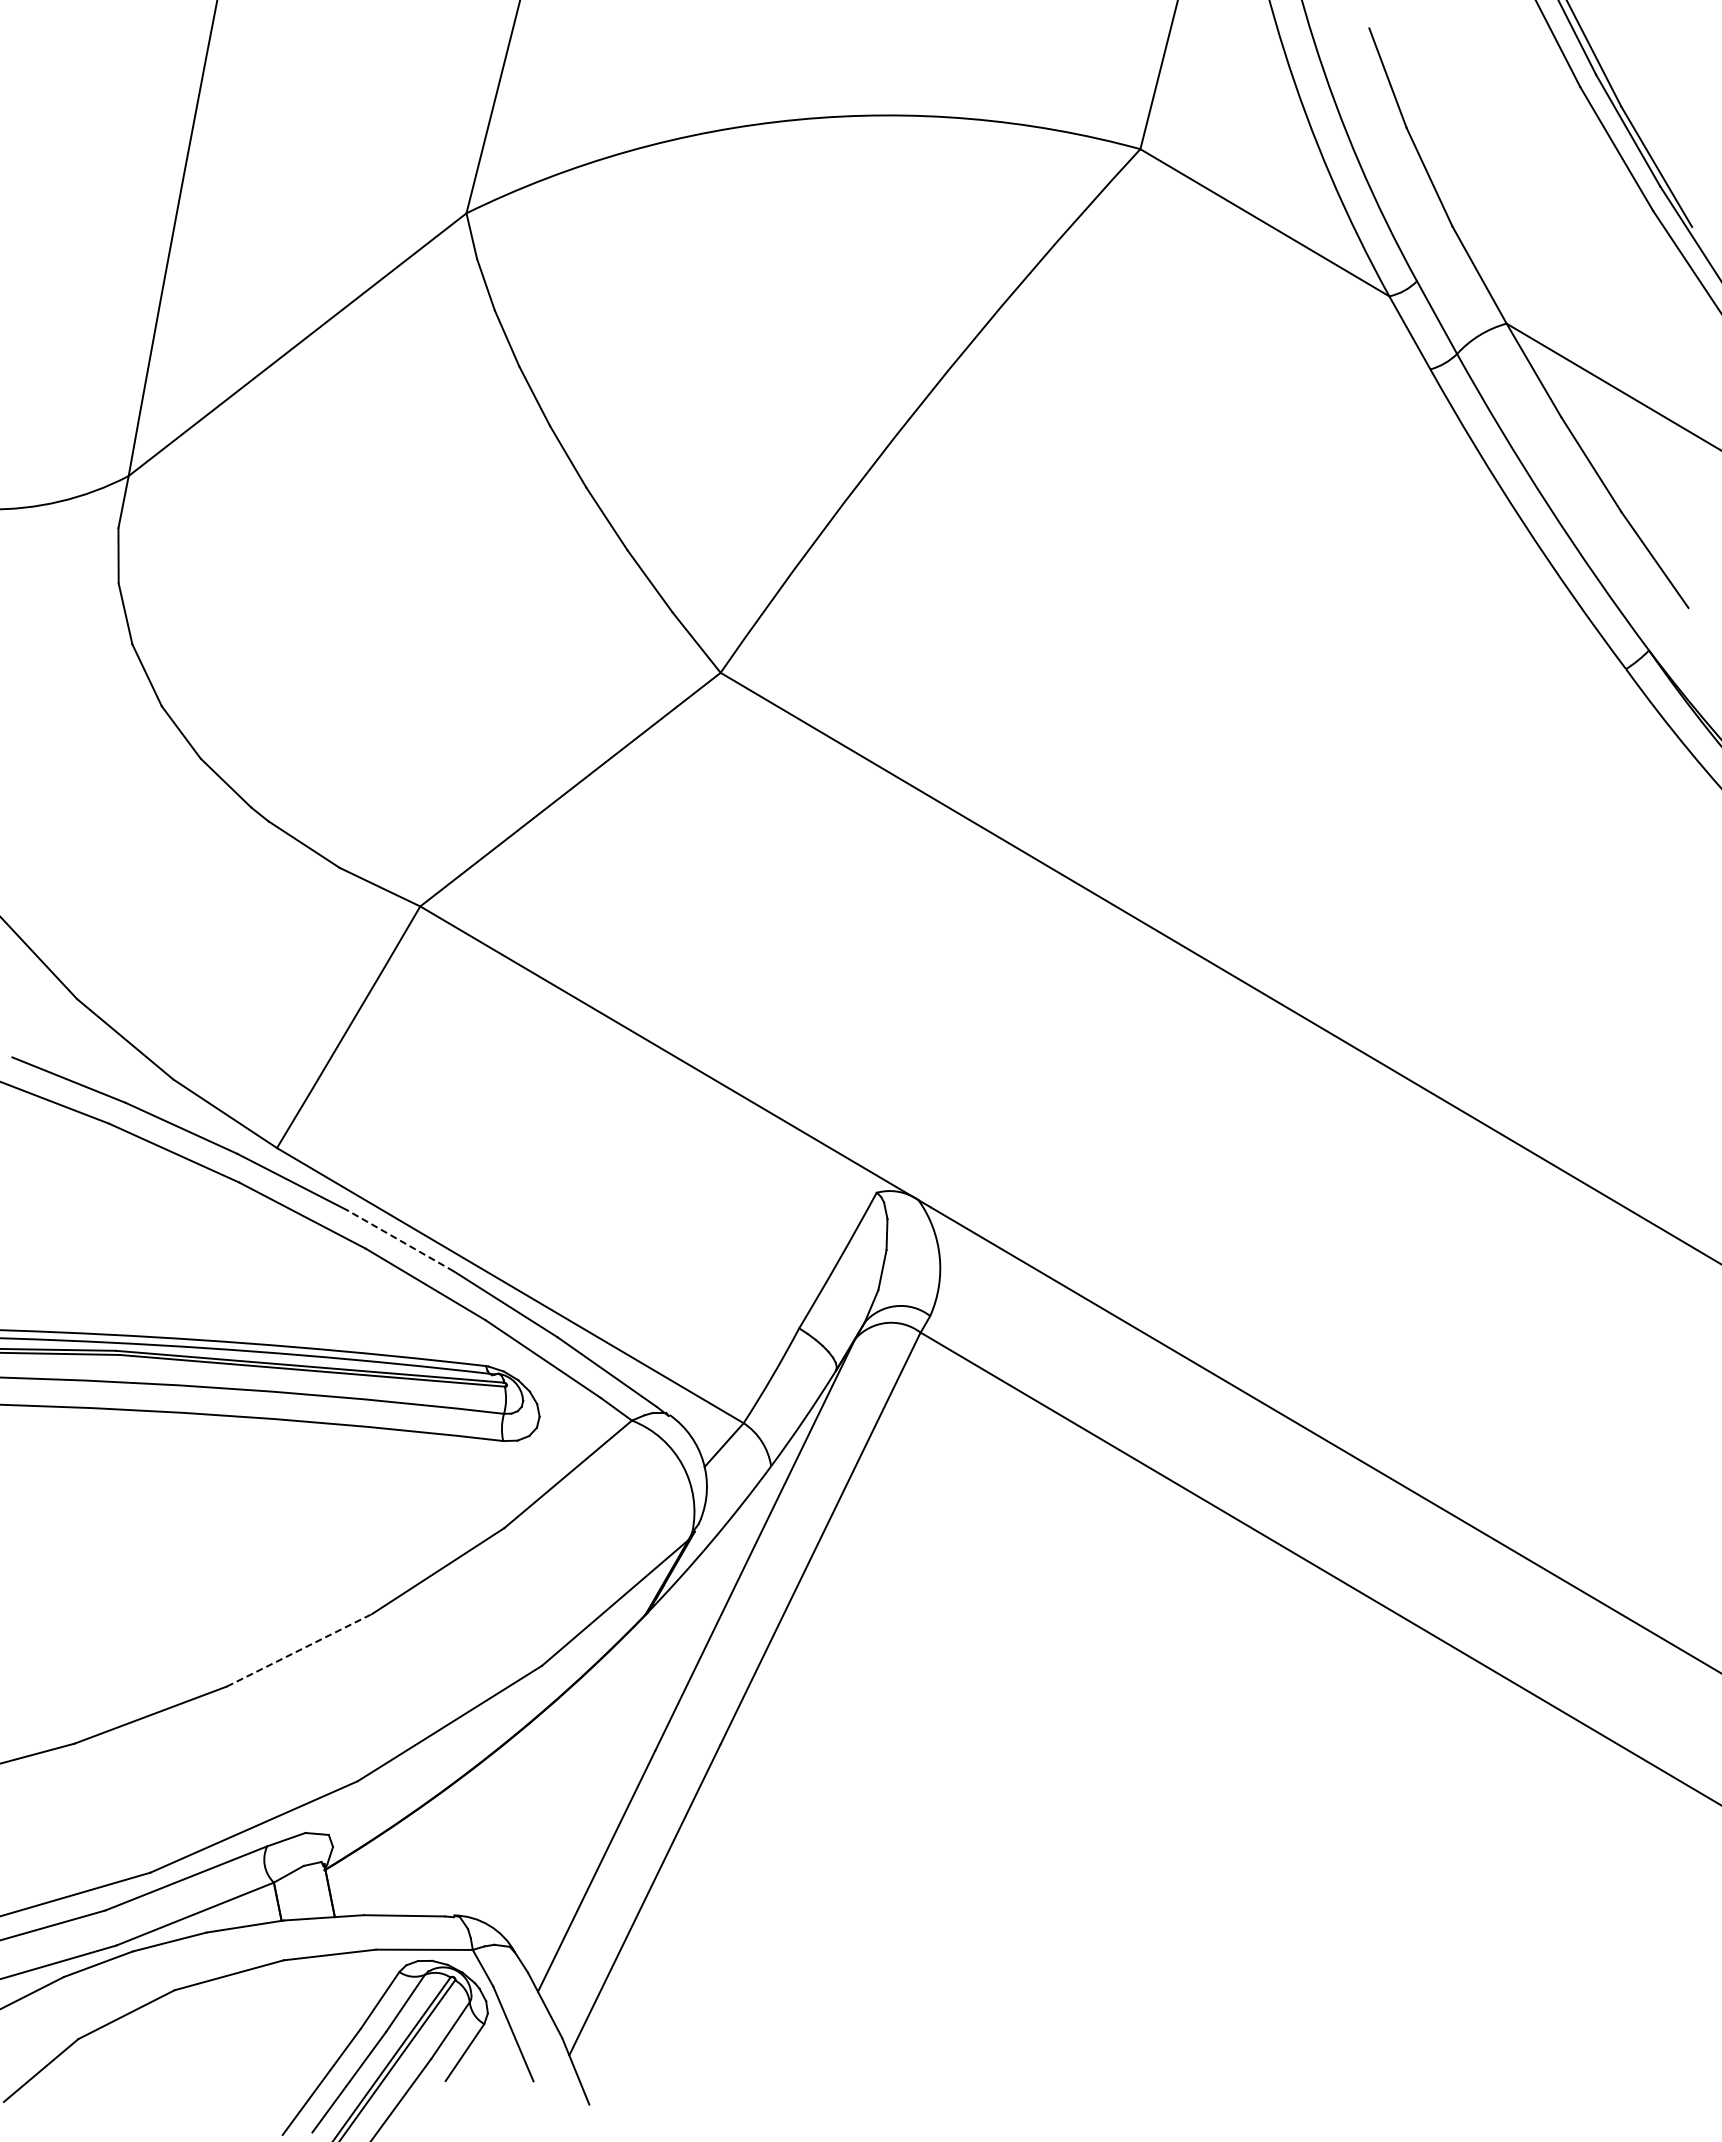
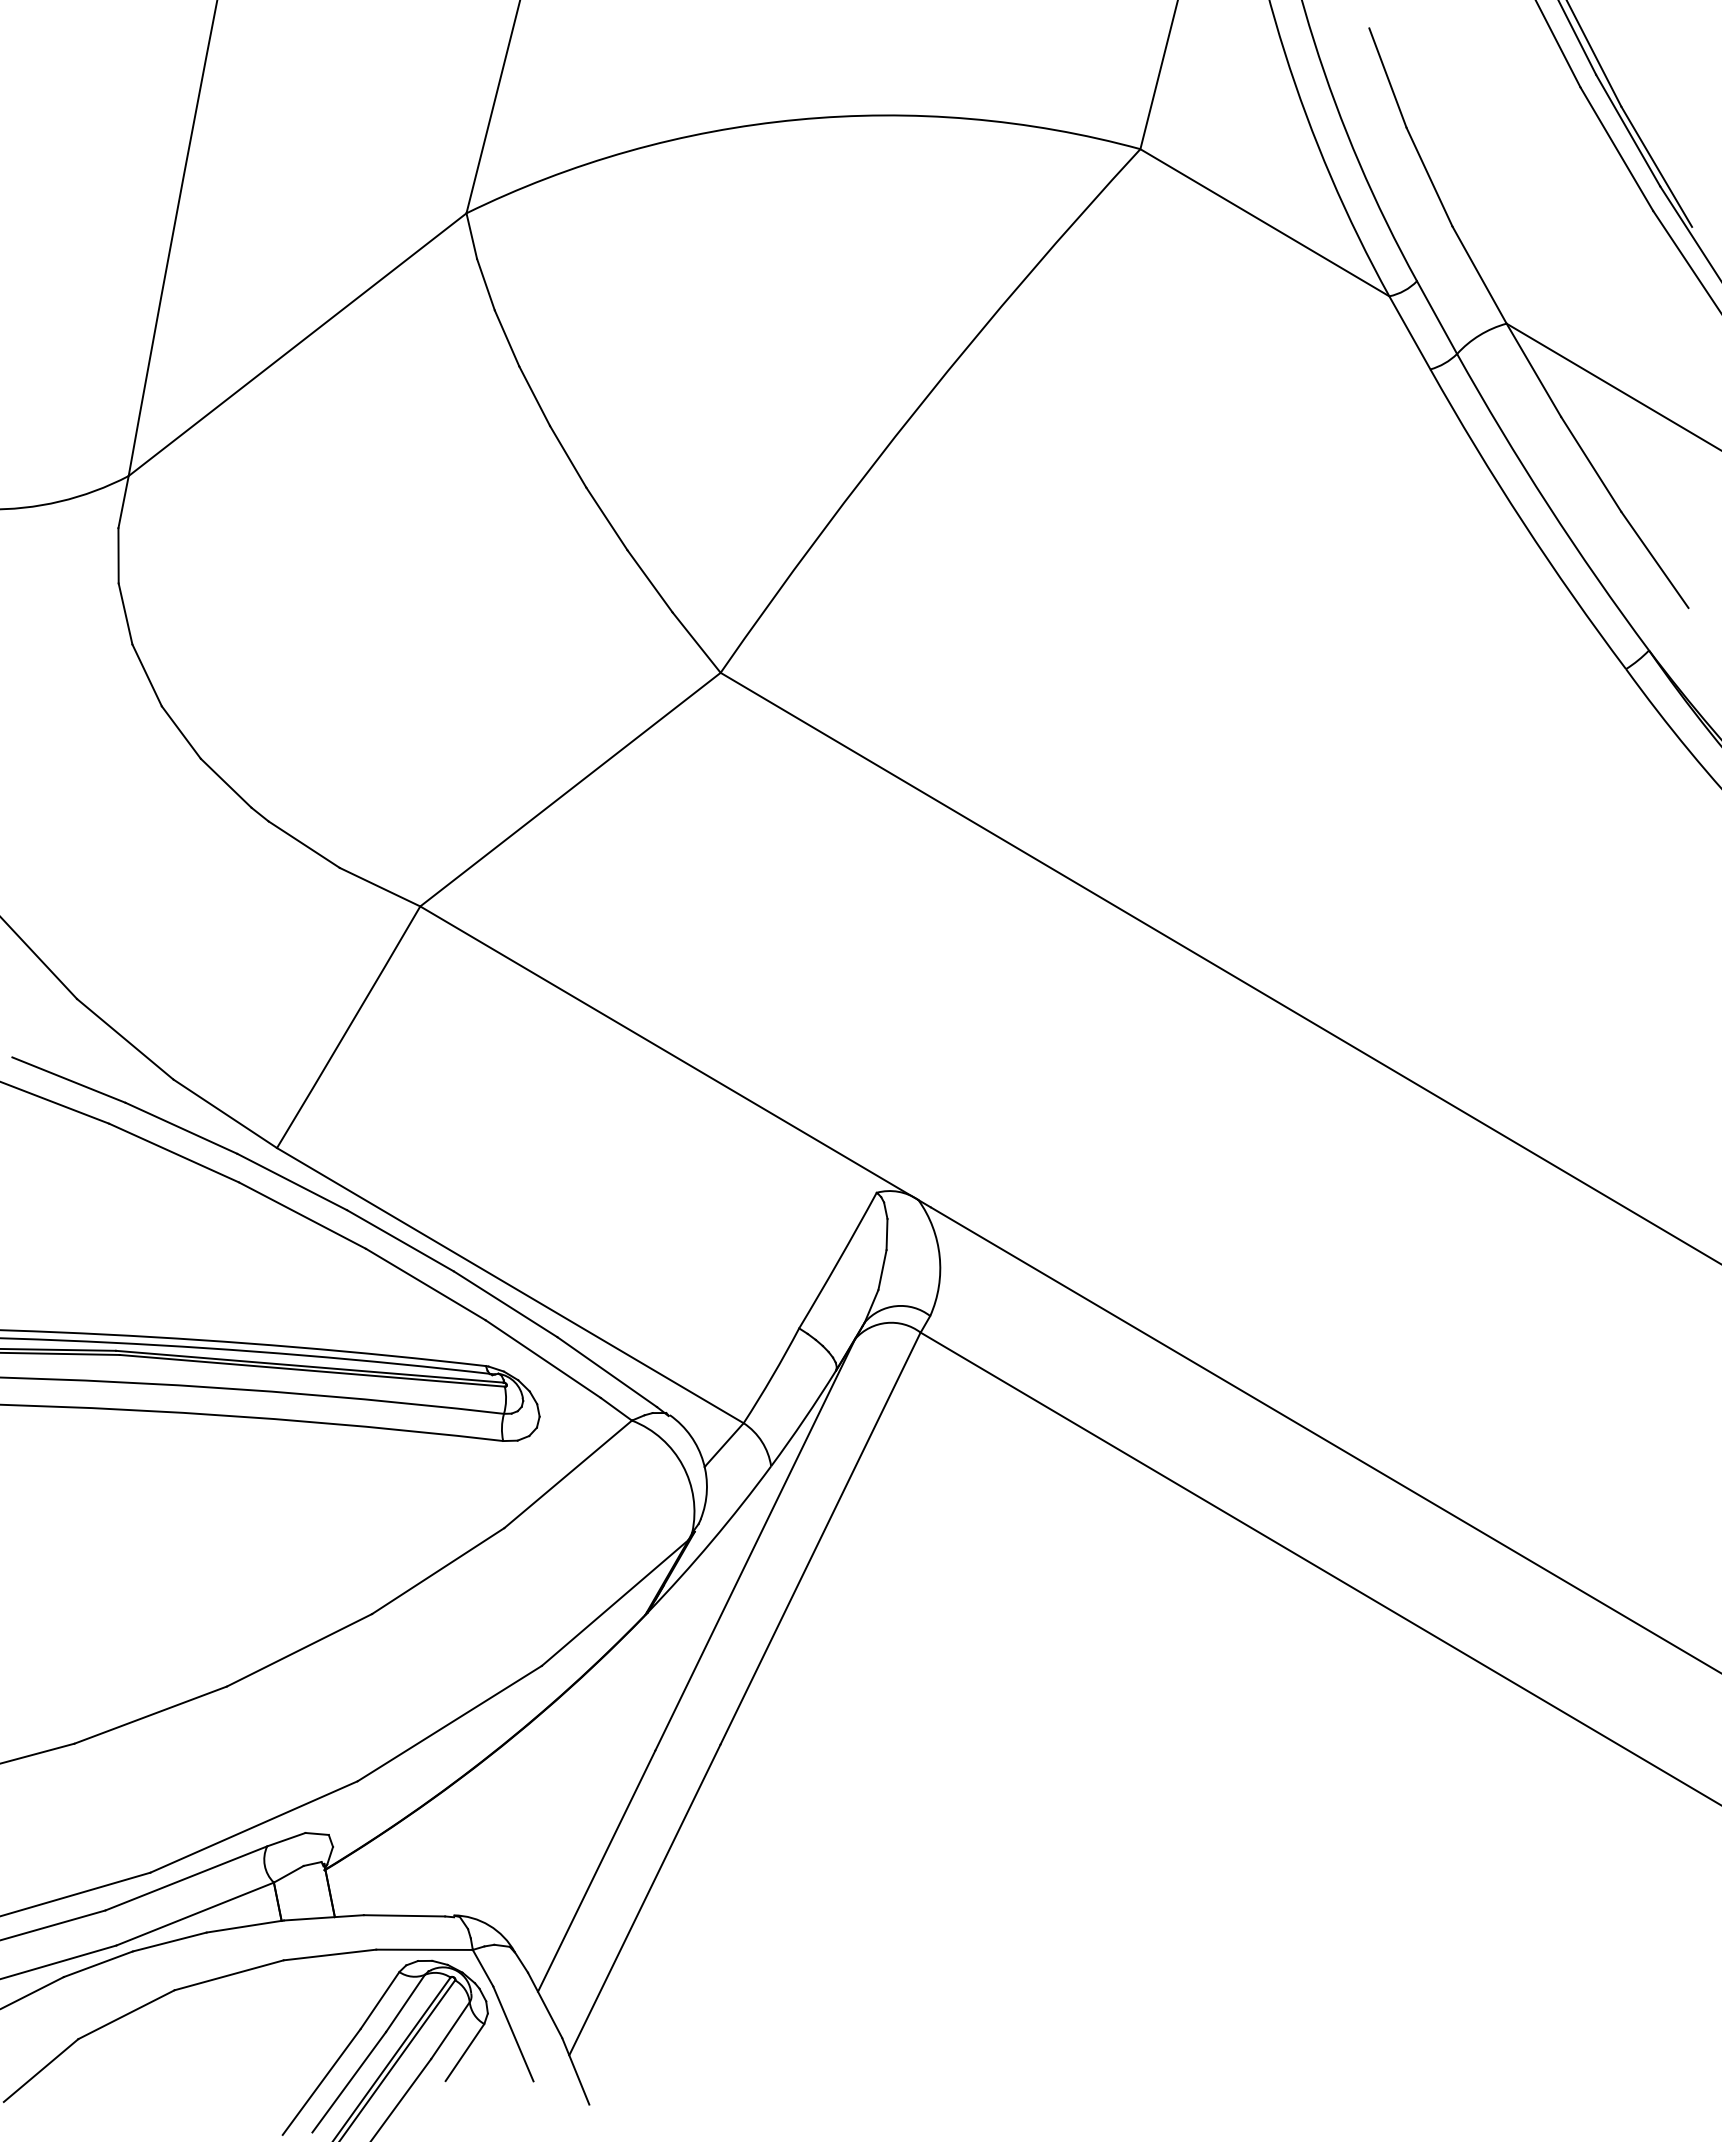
line: dashed -> solid (400, 1240)
line: dashed -> solid (299, 1650)
